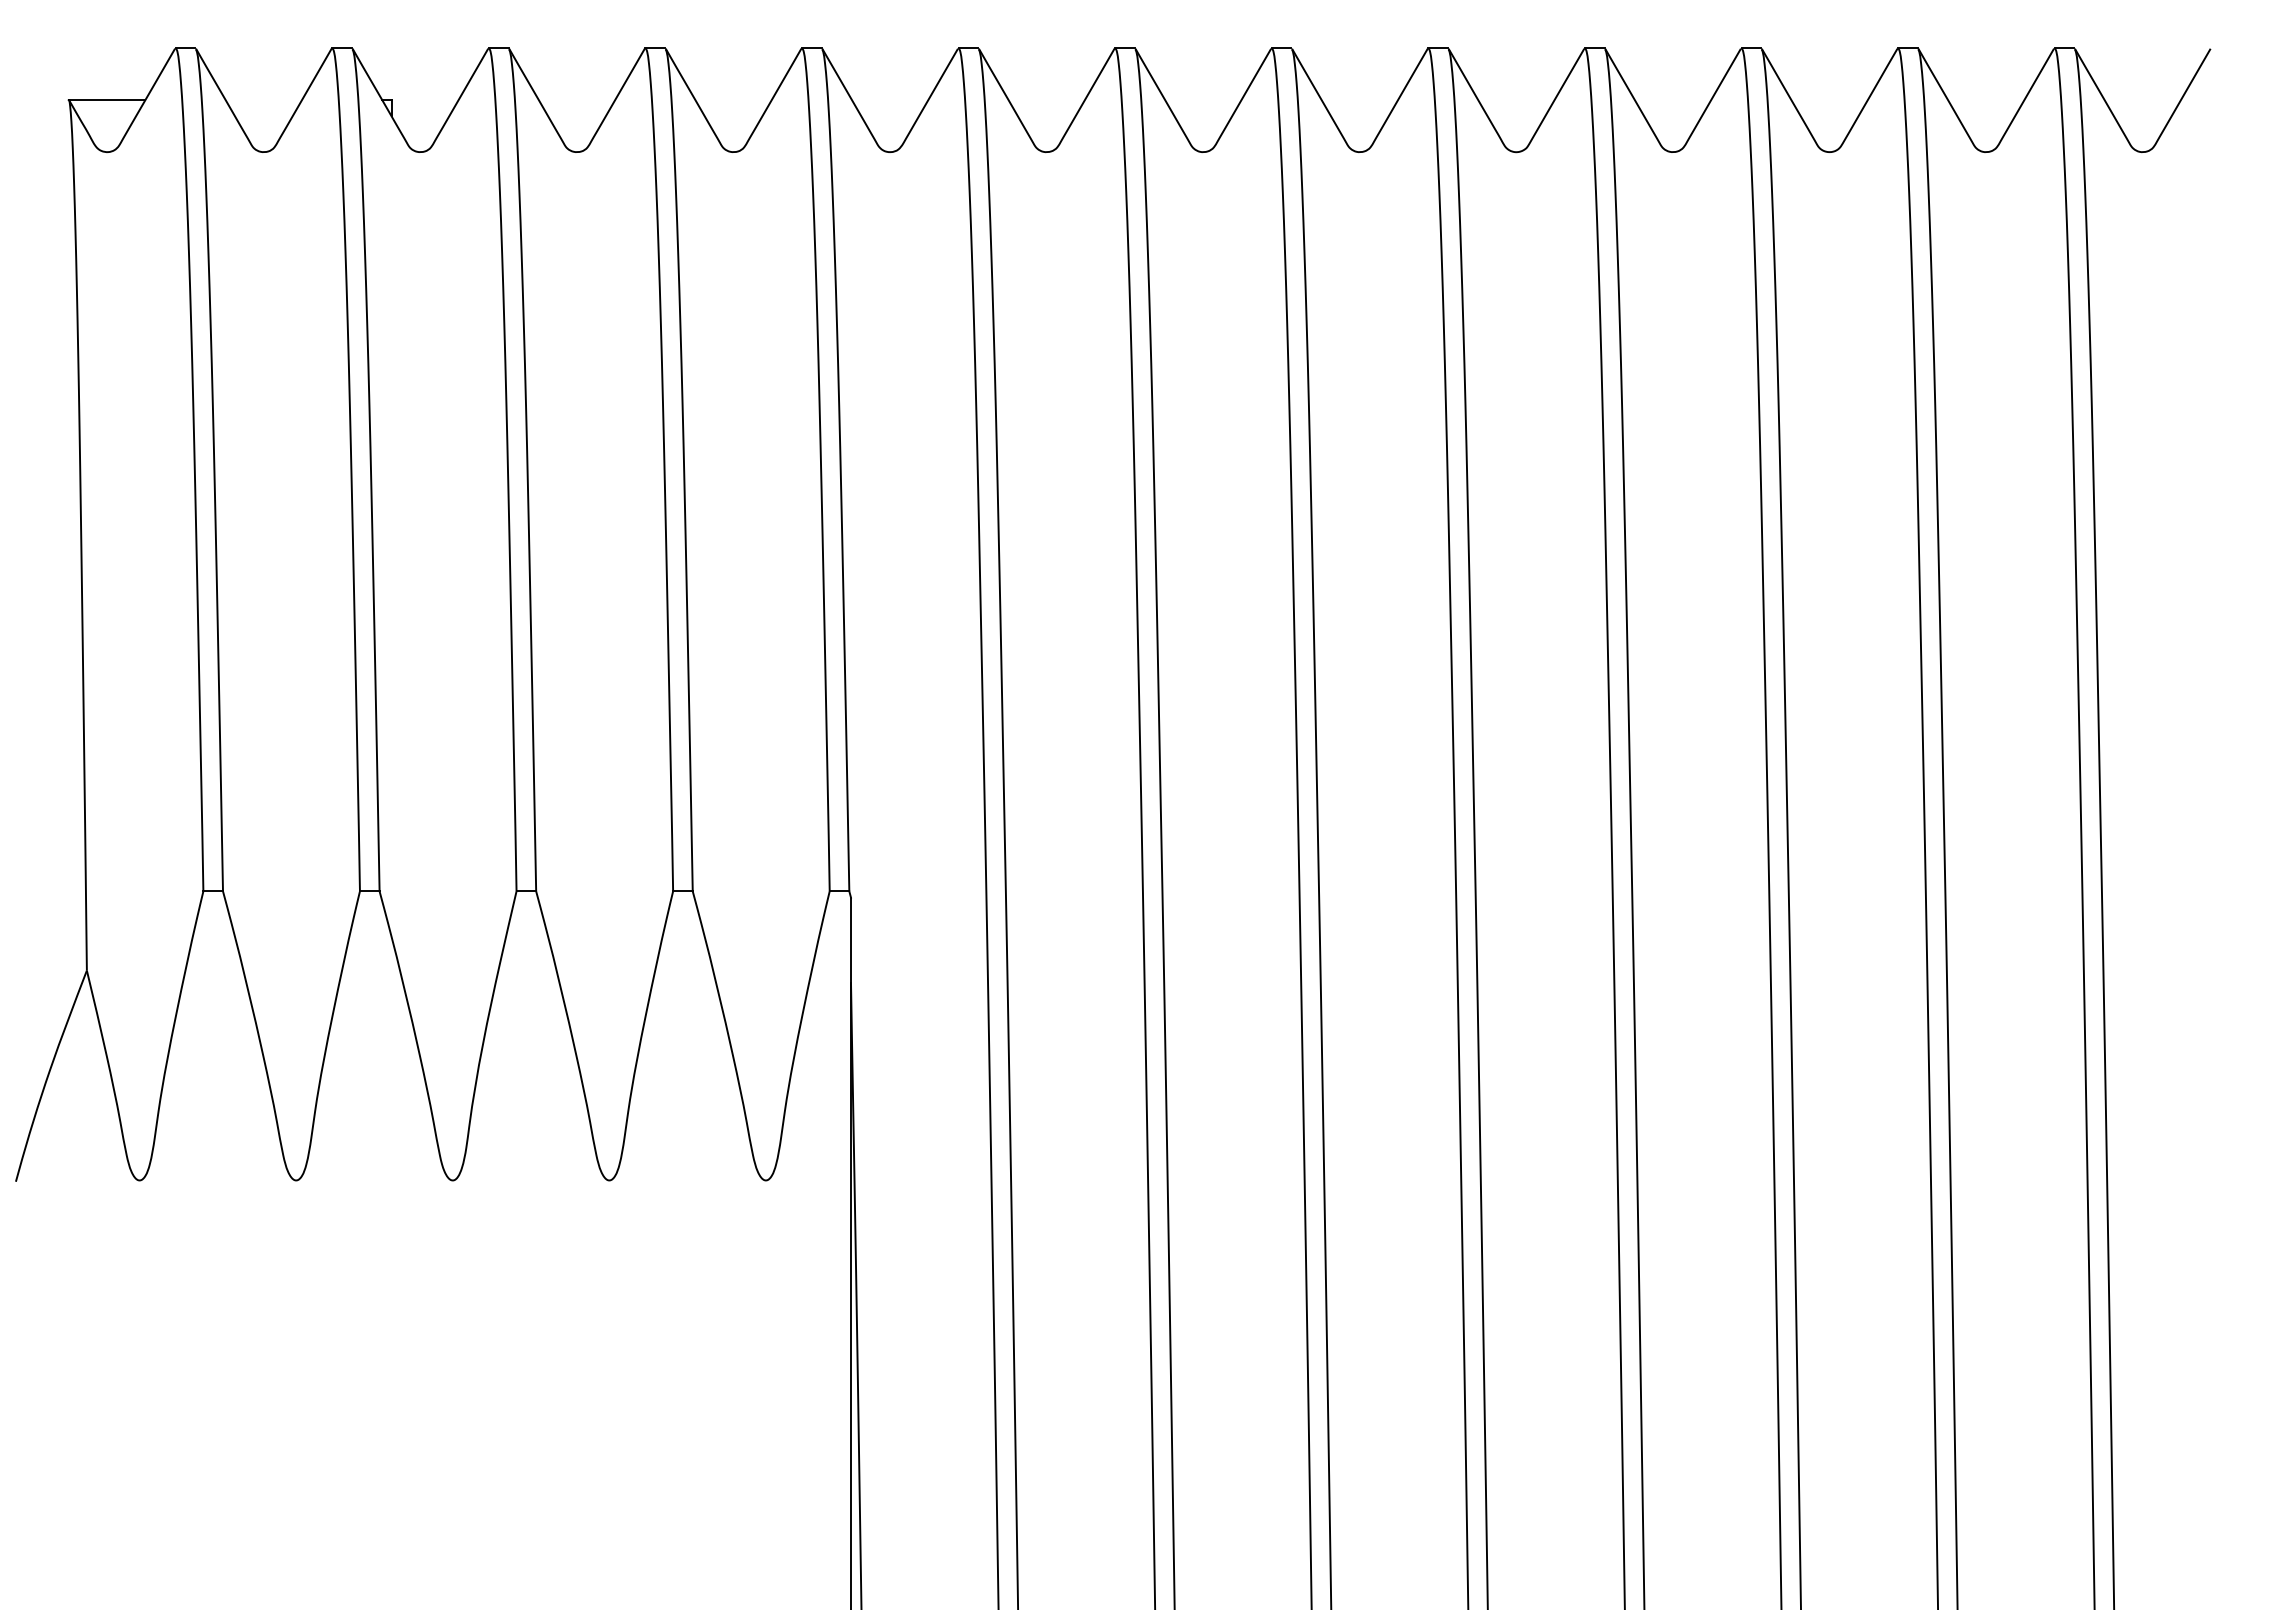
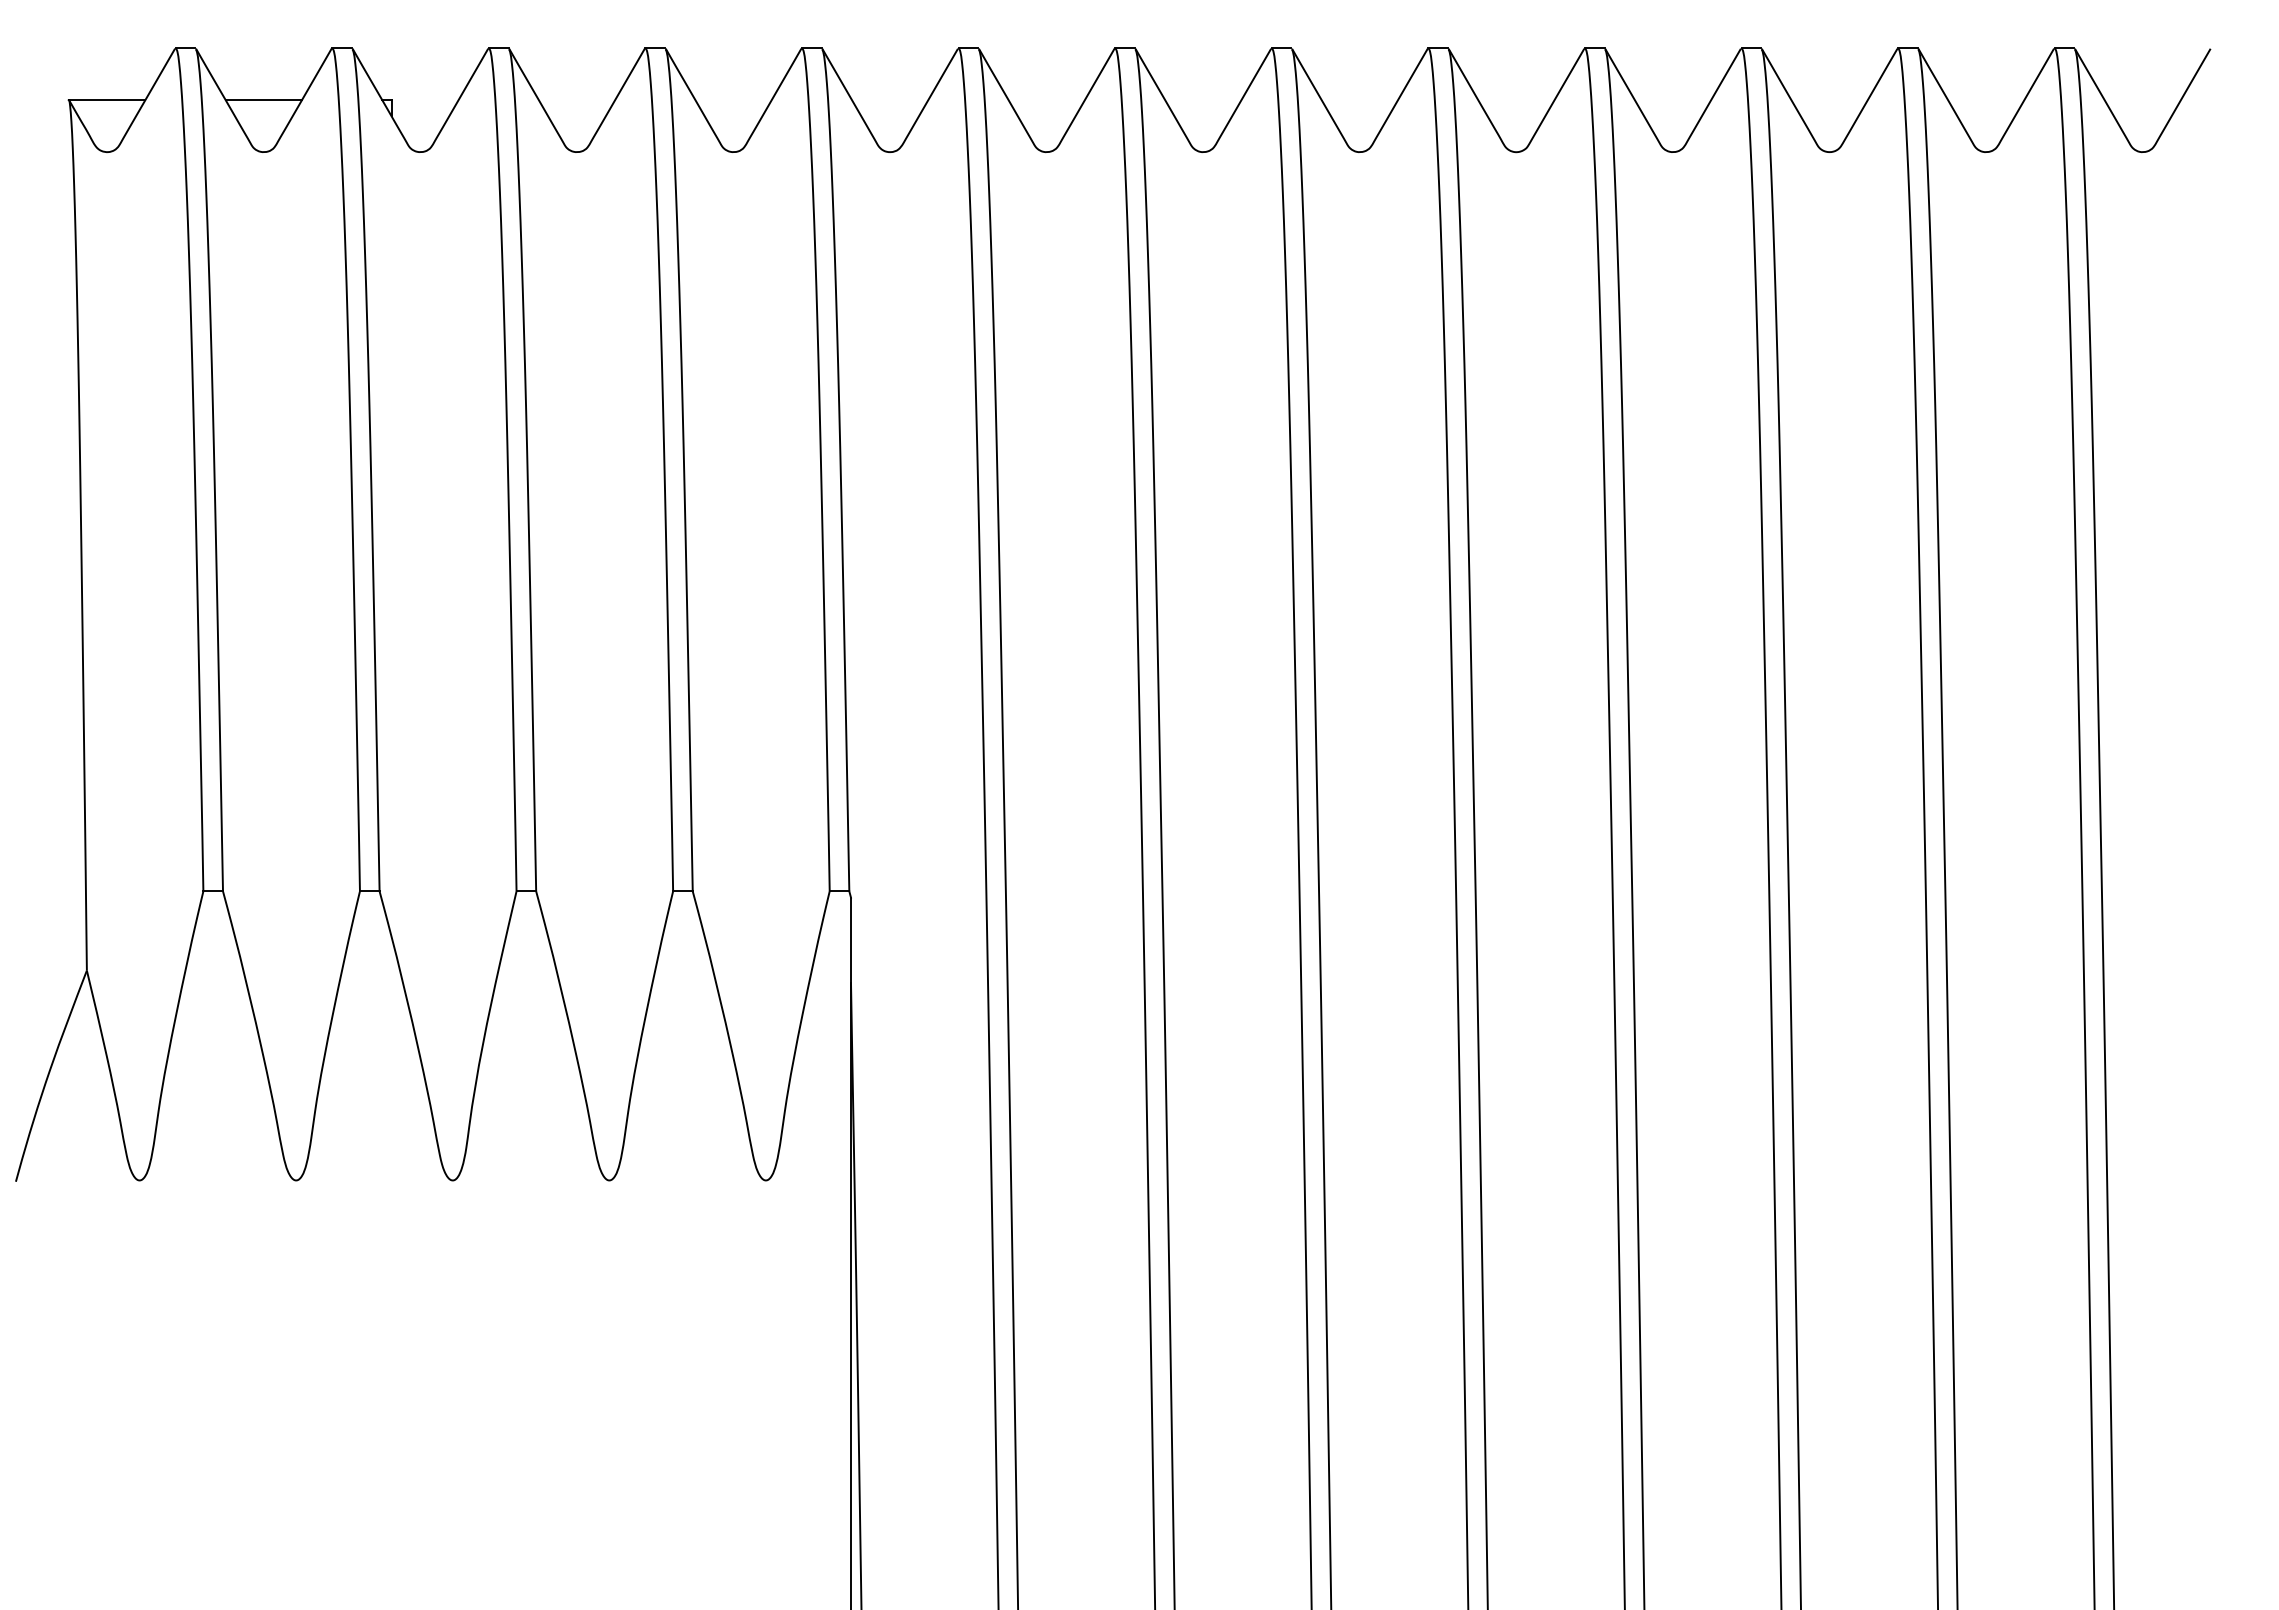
line: none -> present (263, 100)
